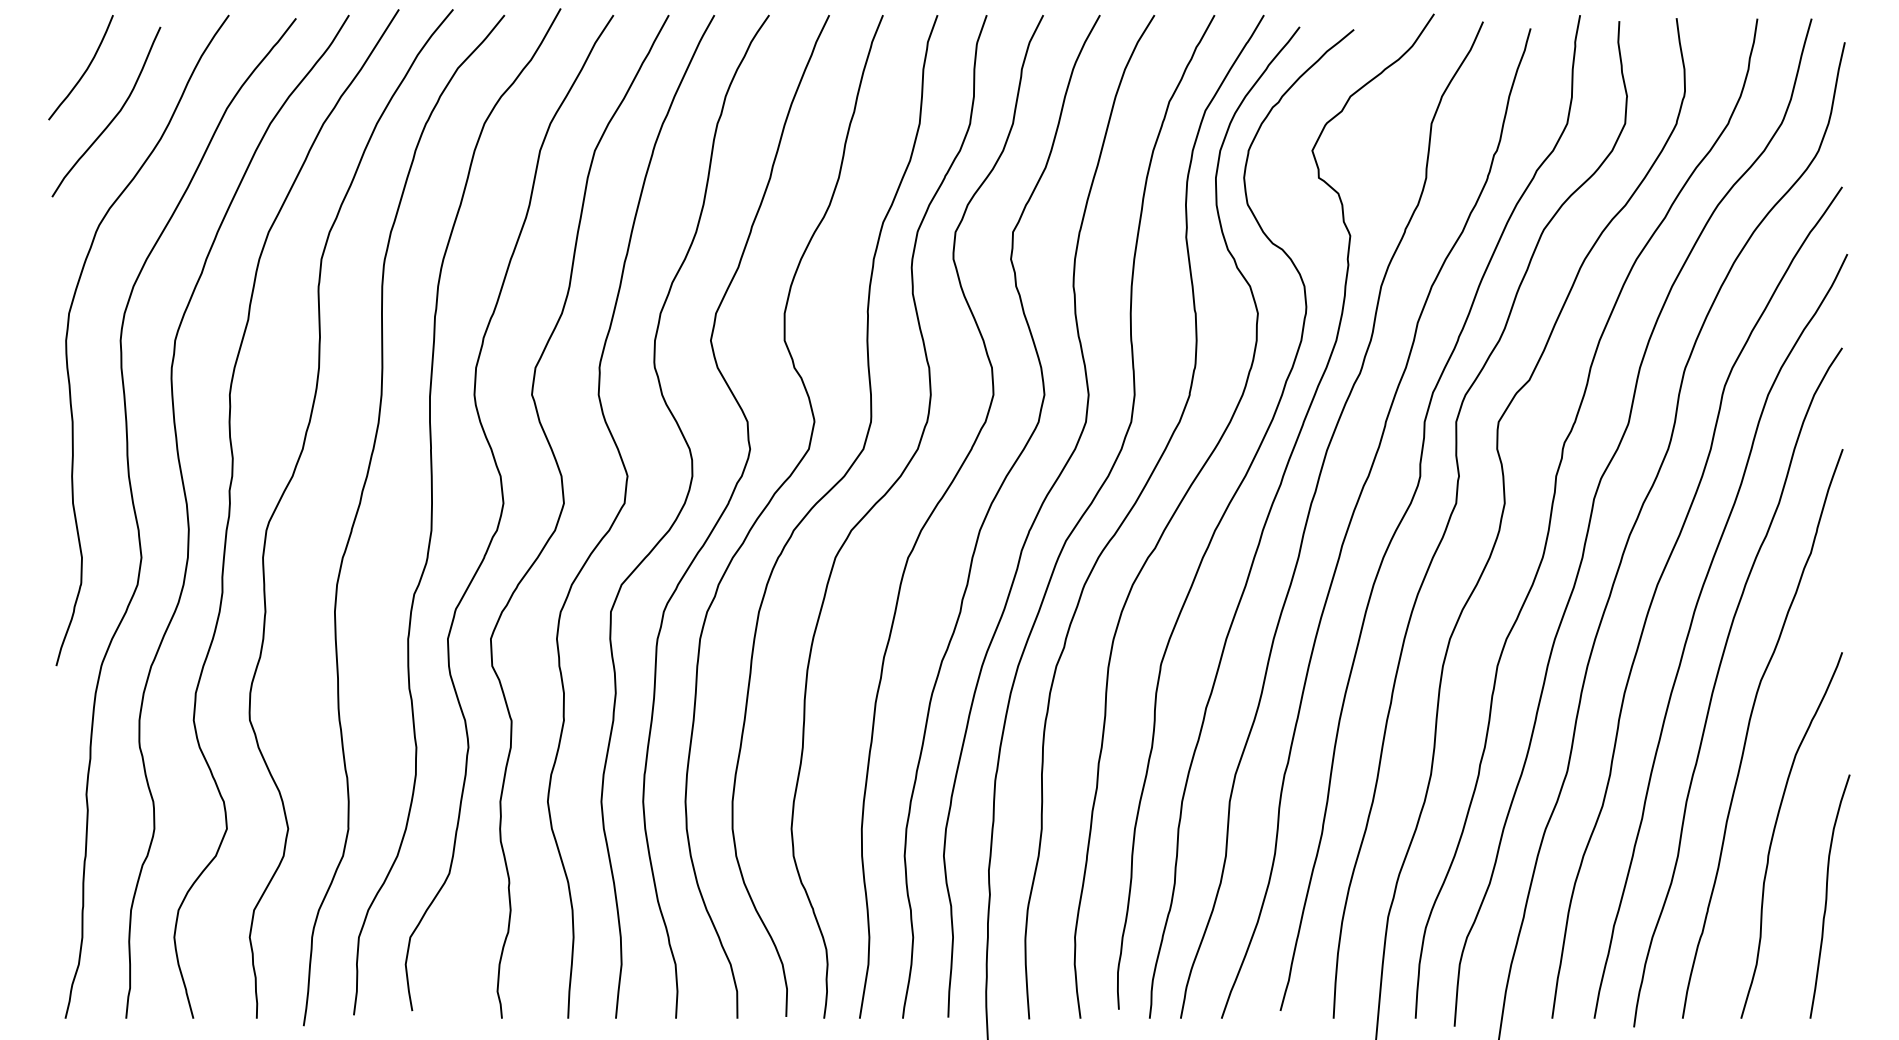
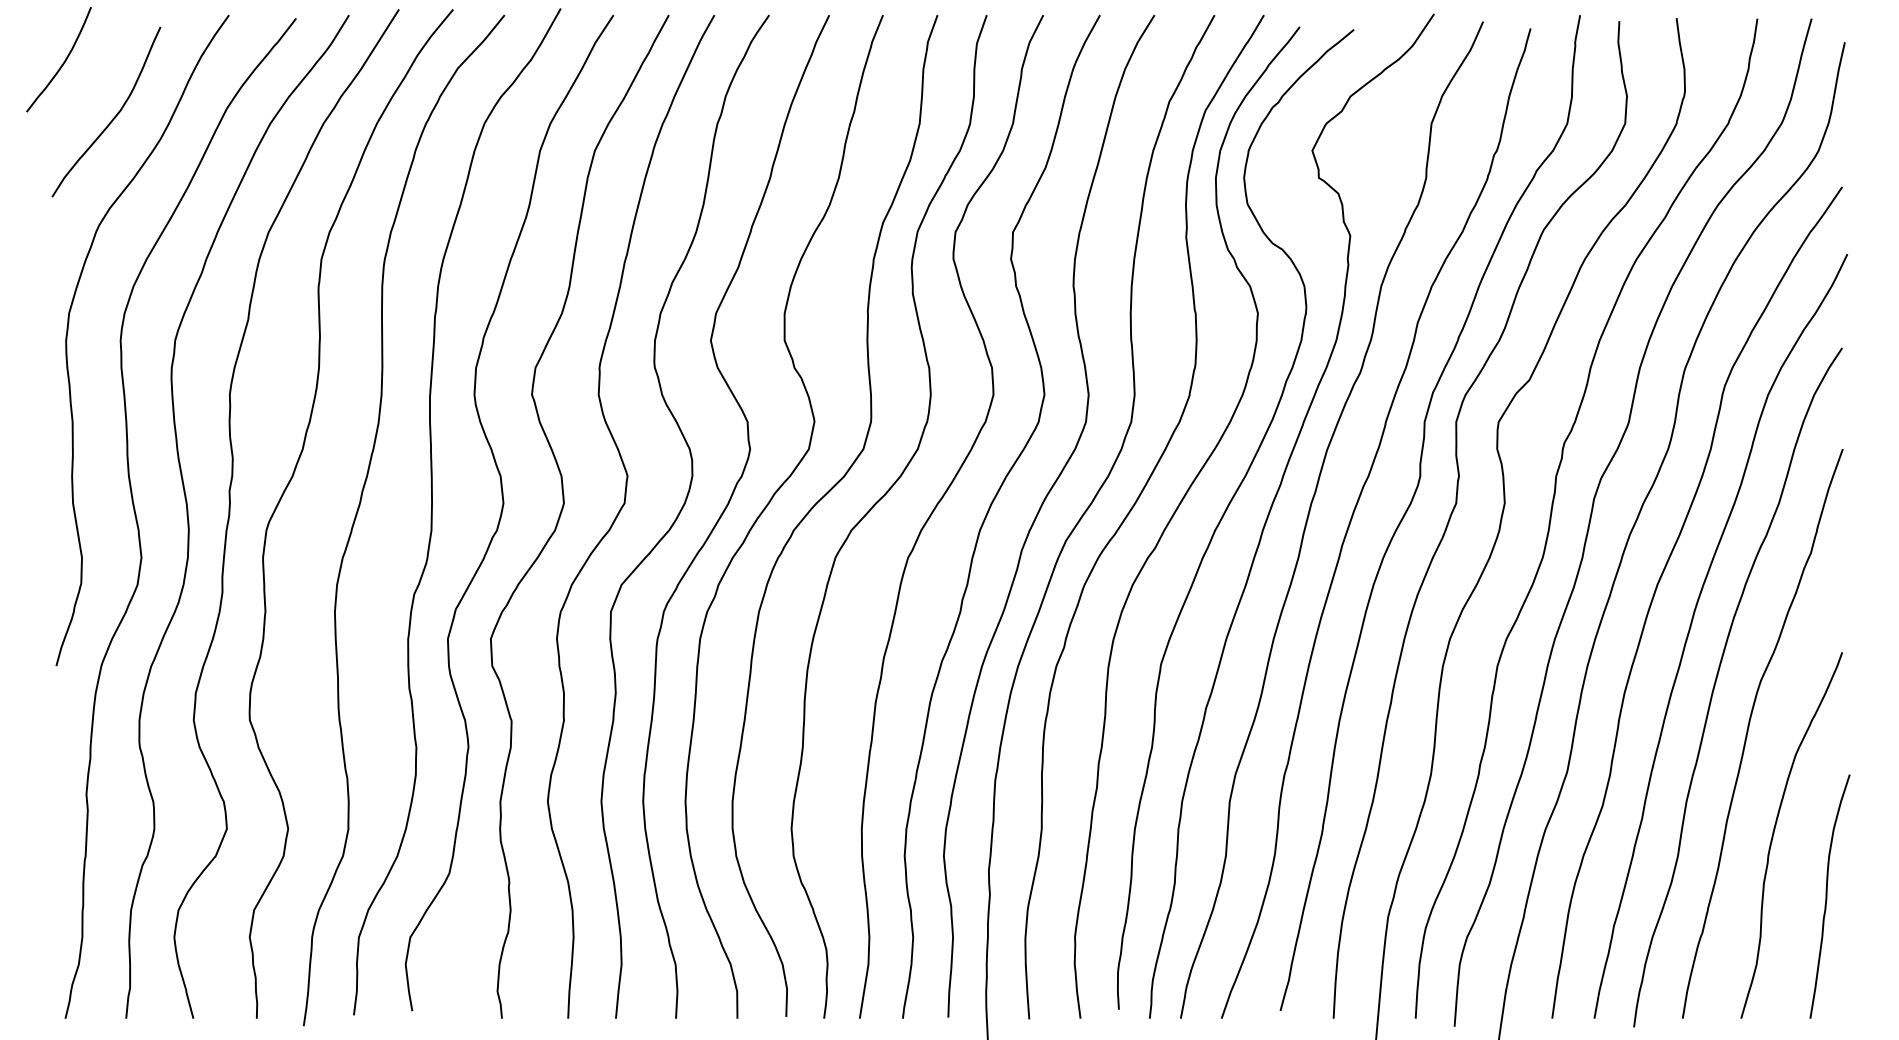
curve position: (85, 69) -> (63, 61) (63, 61)
